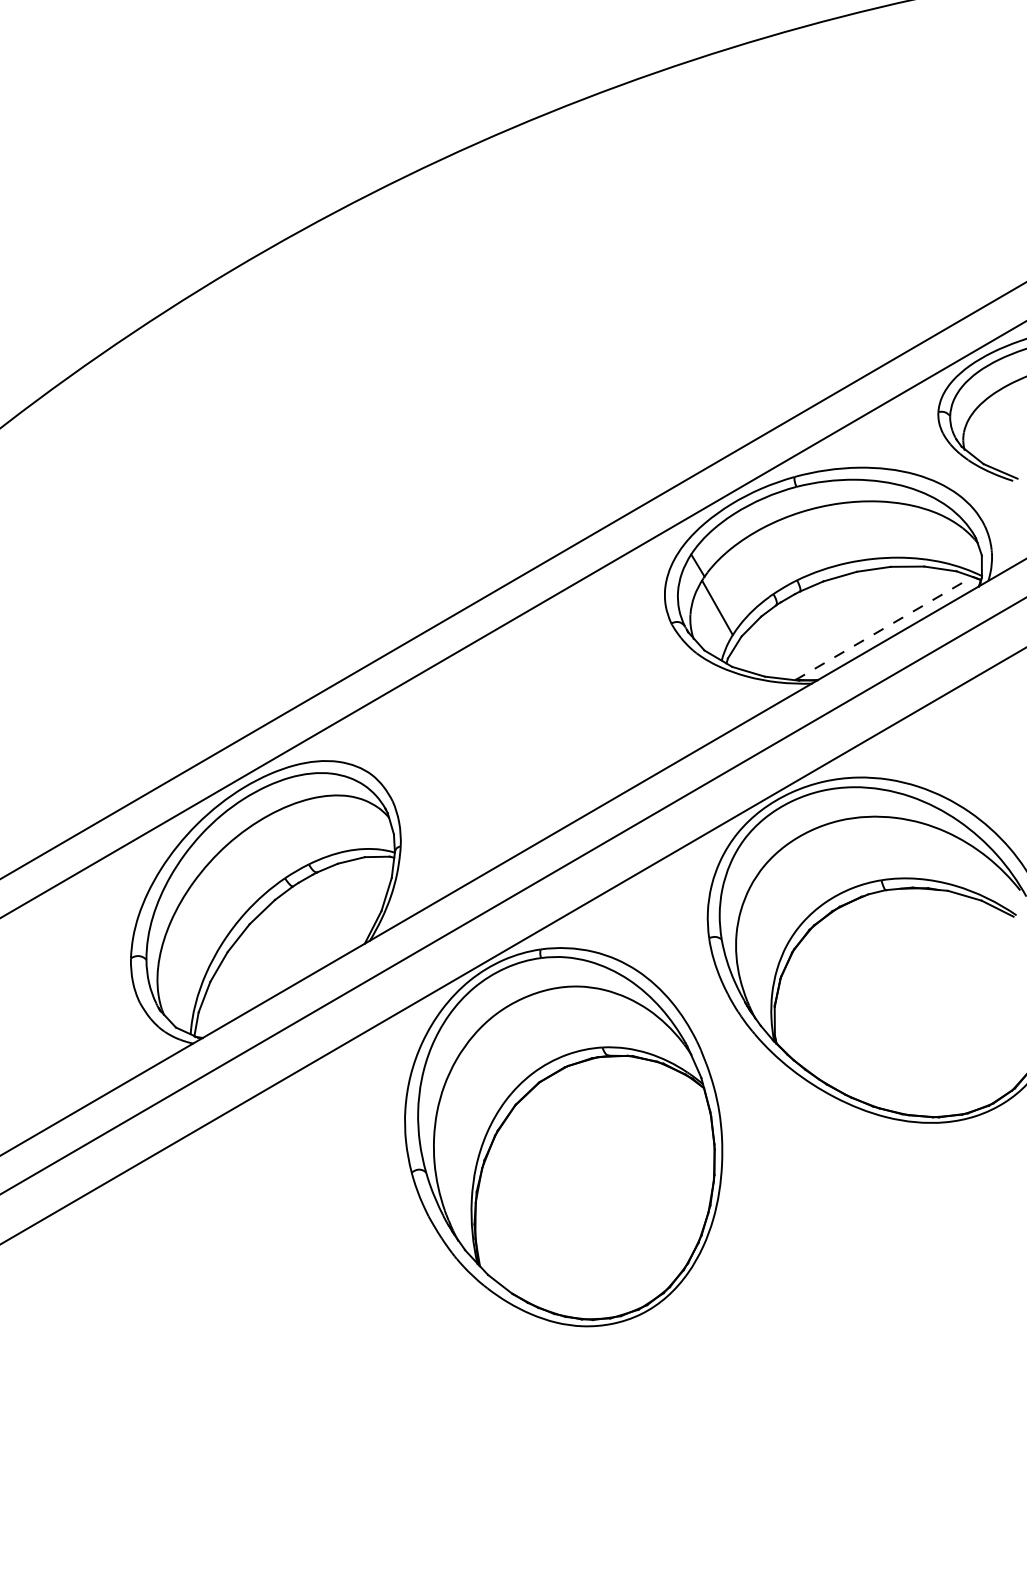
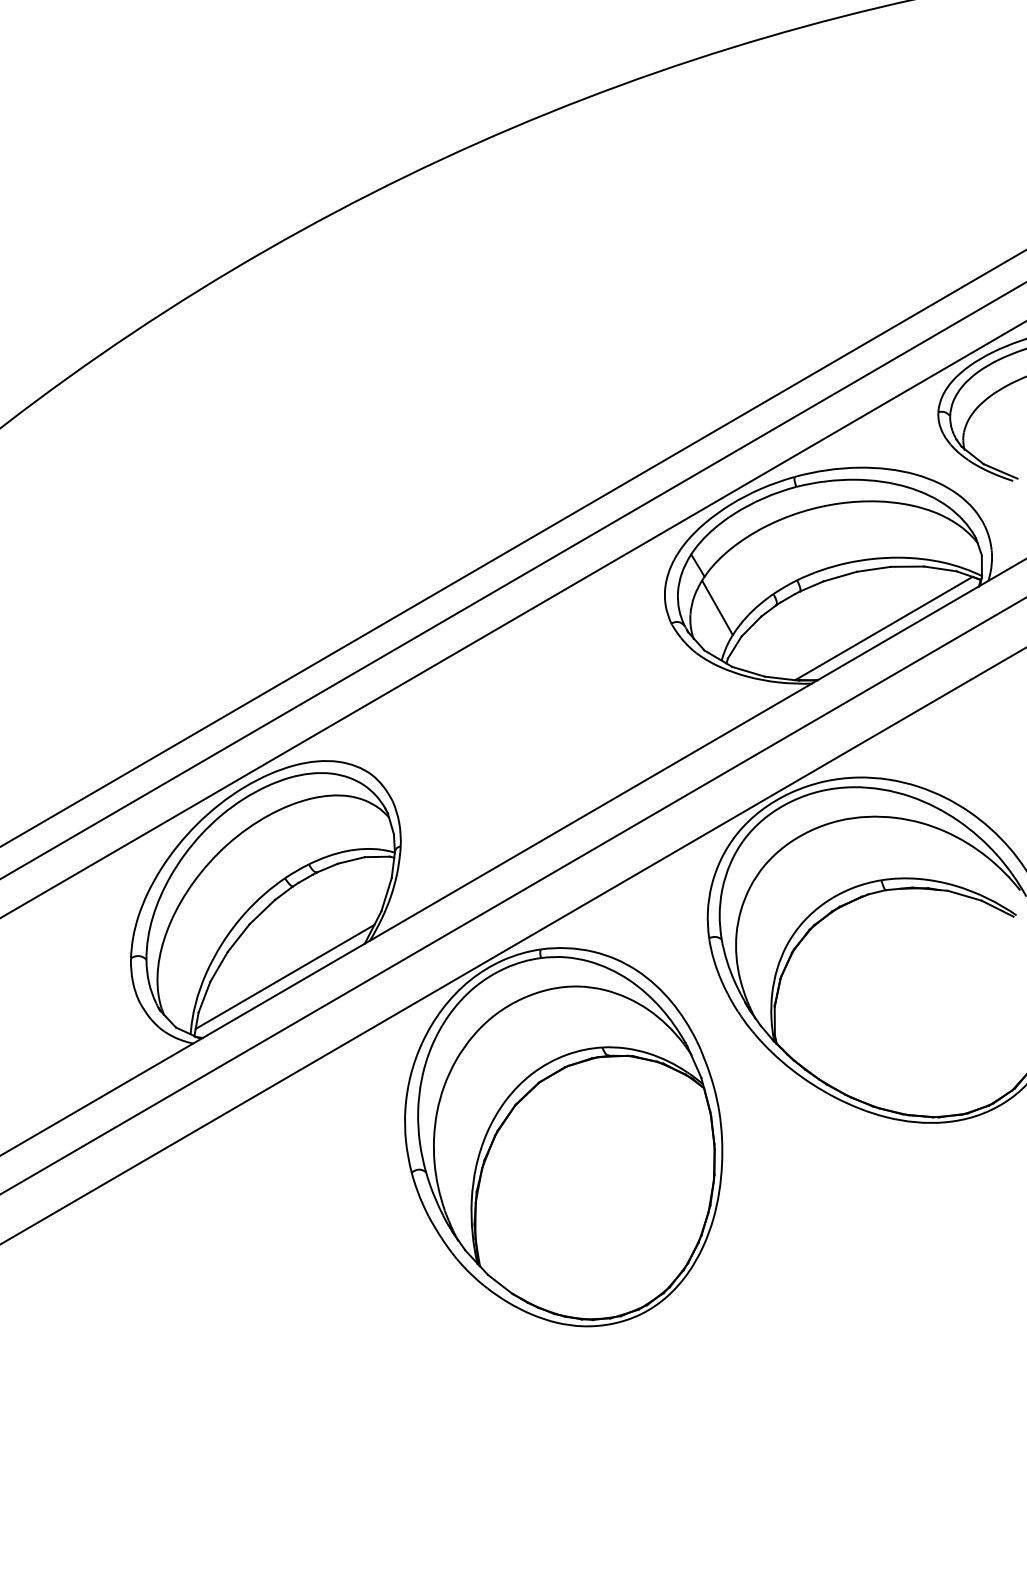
line: none -> present (512, 548)
line: dashed -> solid (883, 628)
line: none -> present (284, 976)
